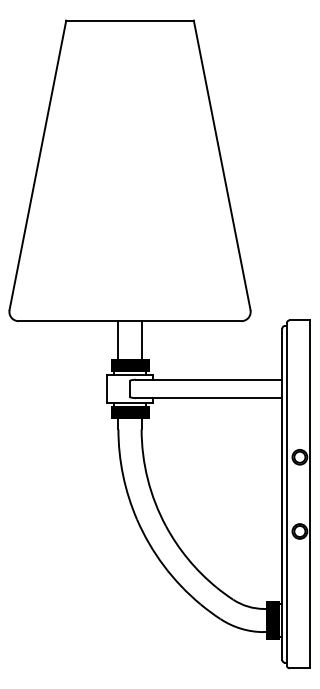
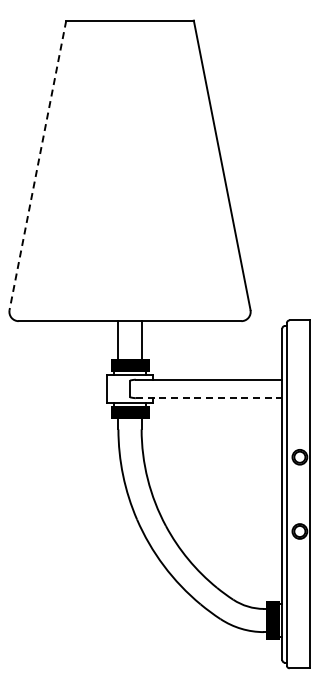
line: solid -> dashed (37, 165)
line: solid -> dashed (209, 398)
